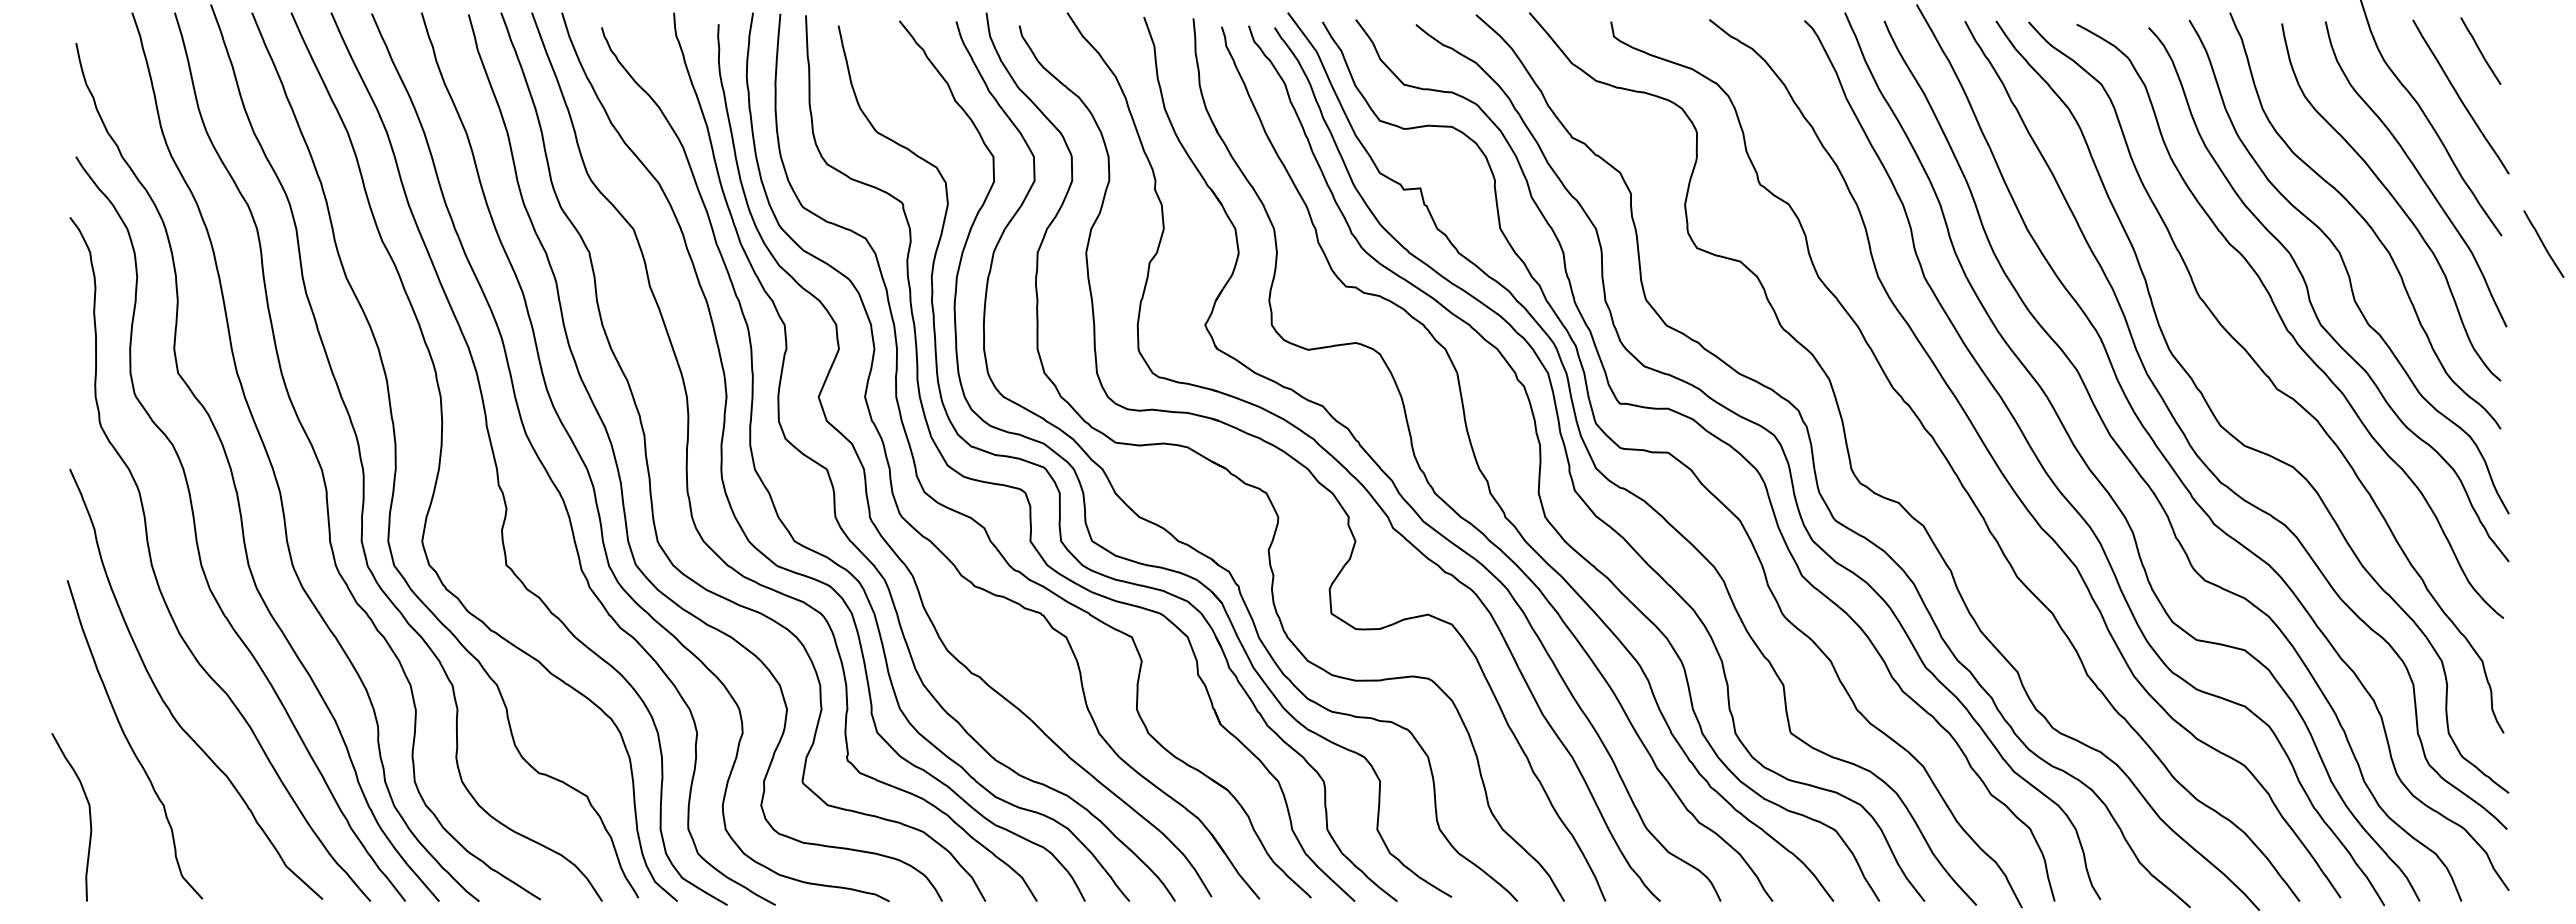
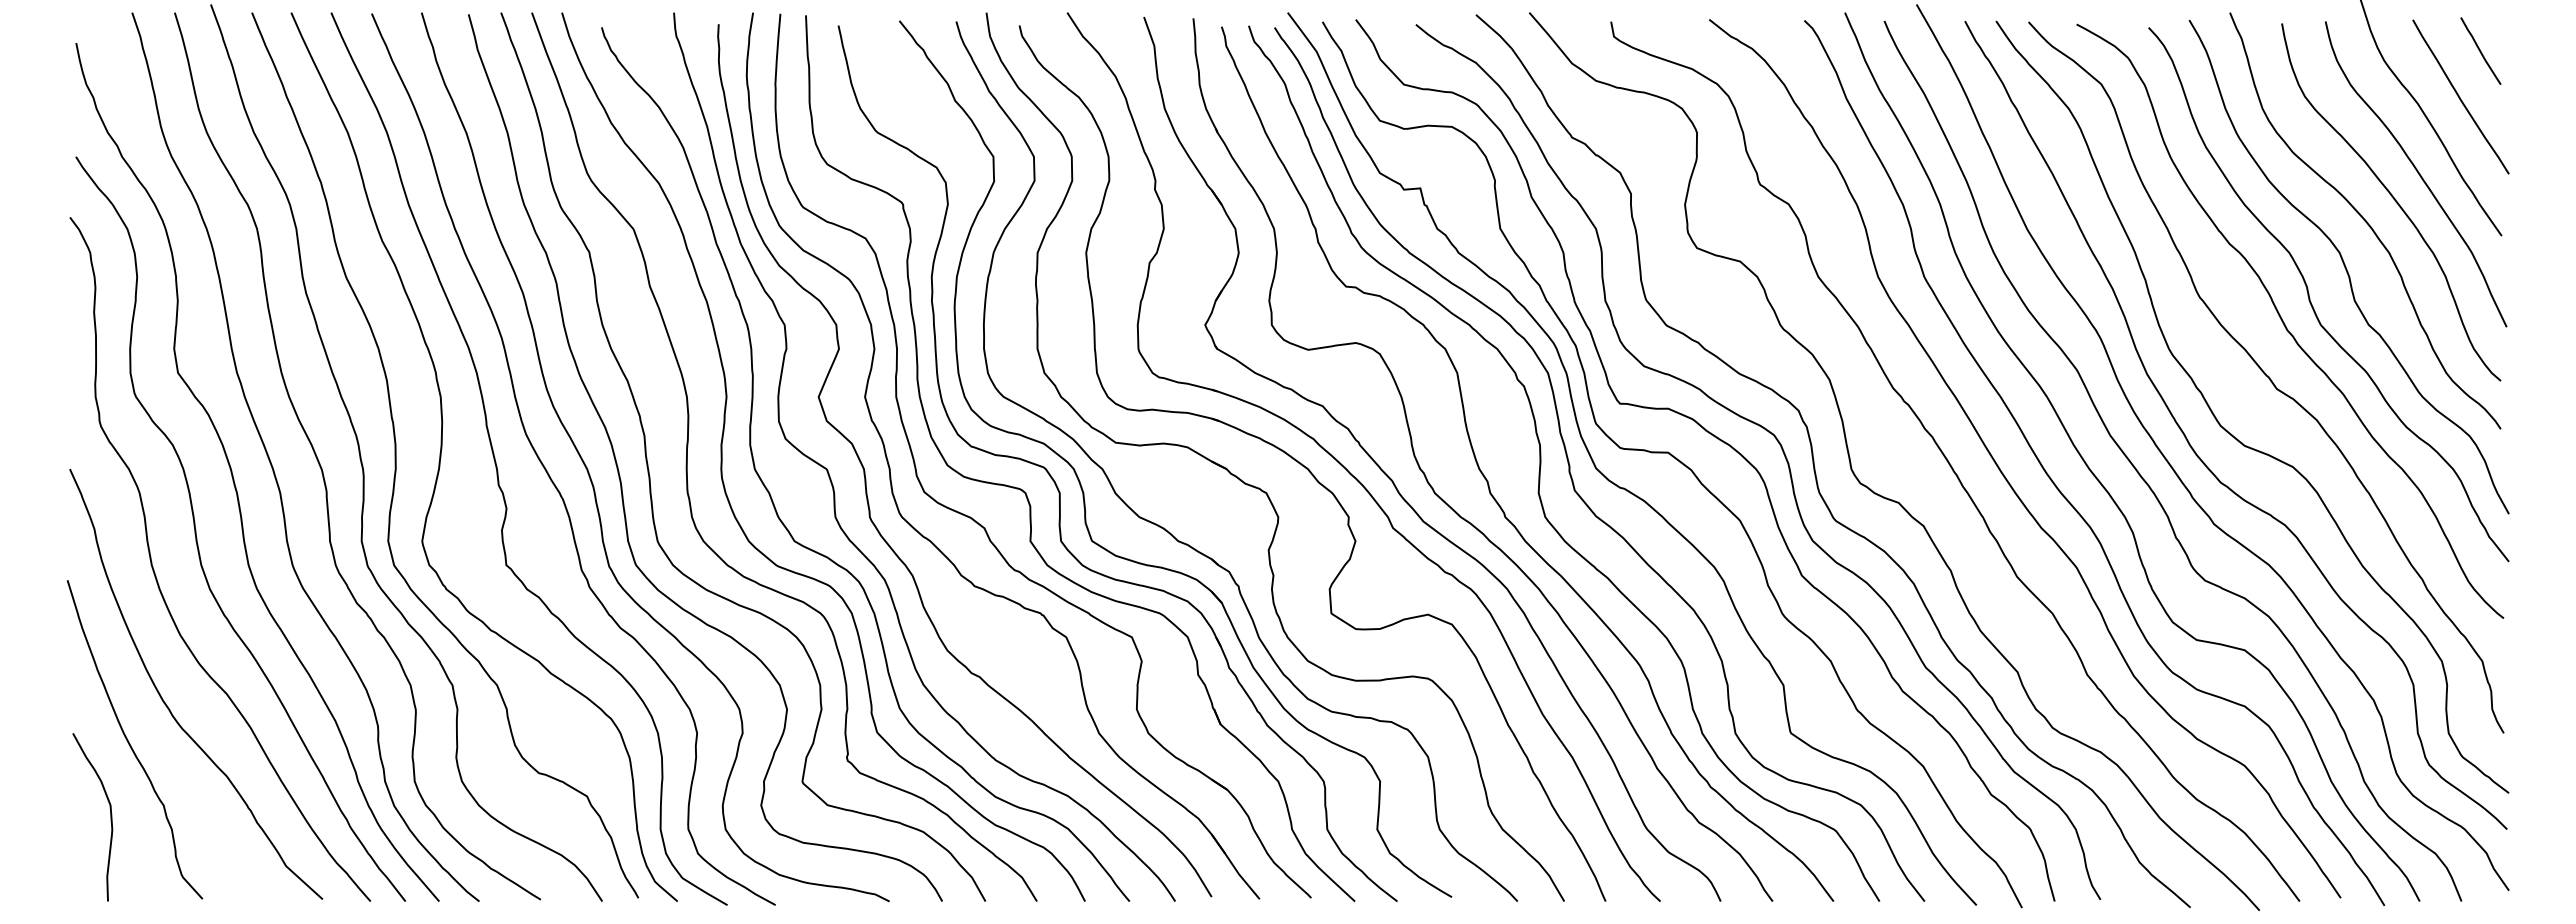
line: present -> none (2543, 243)
curve position: (89, 817) -> (110, 817) (110, 817)
